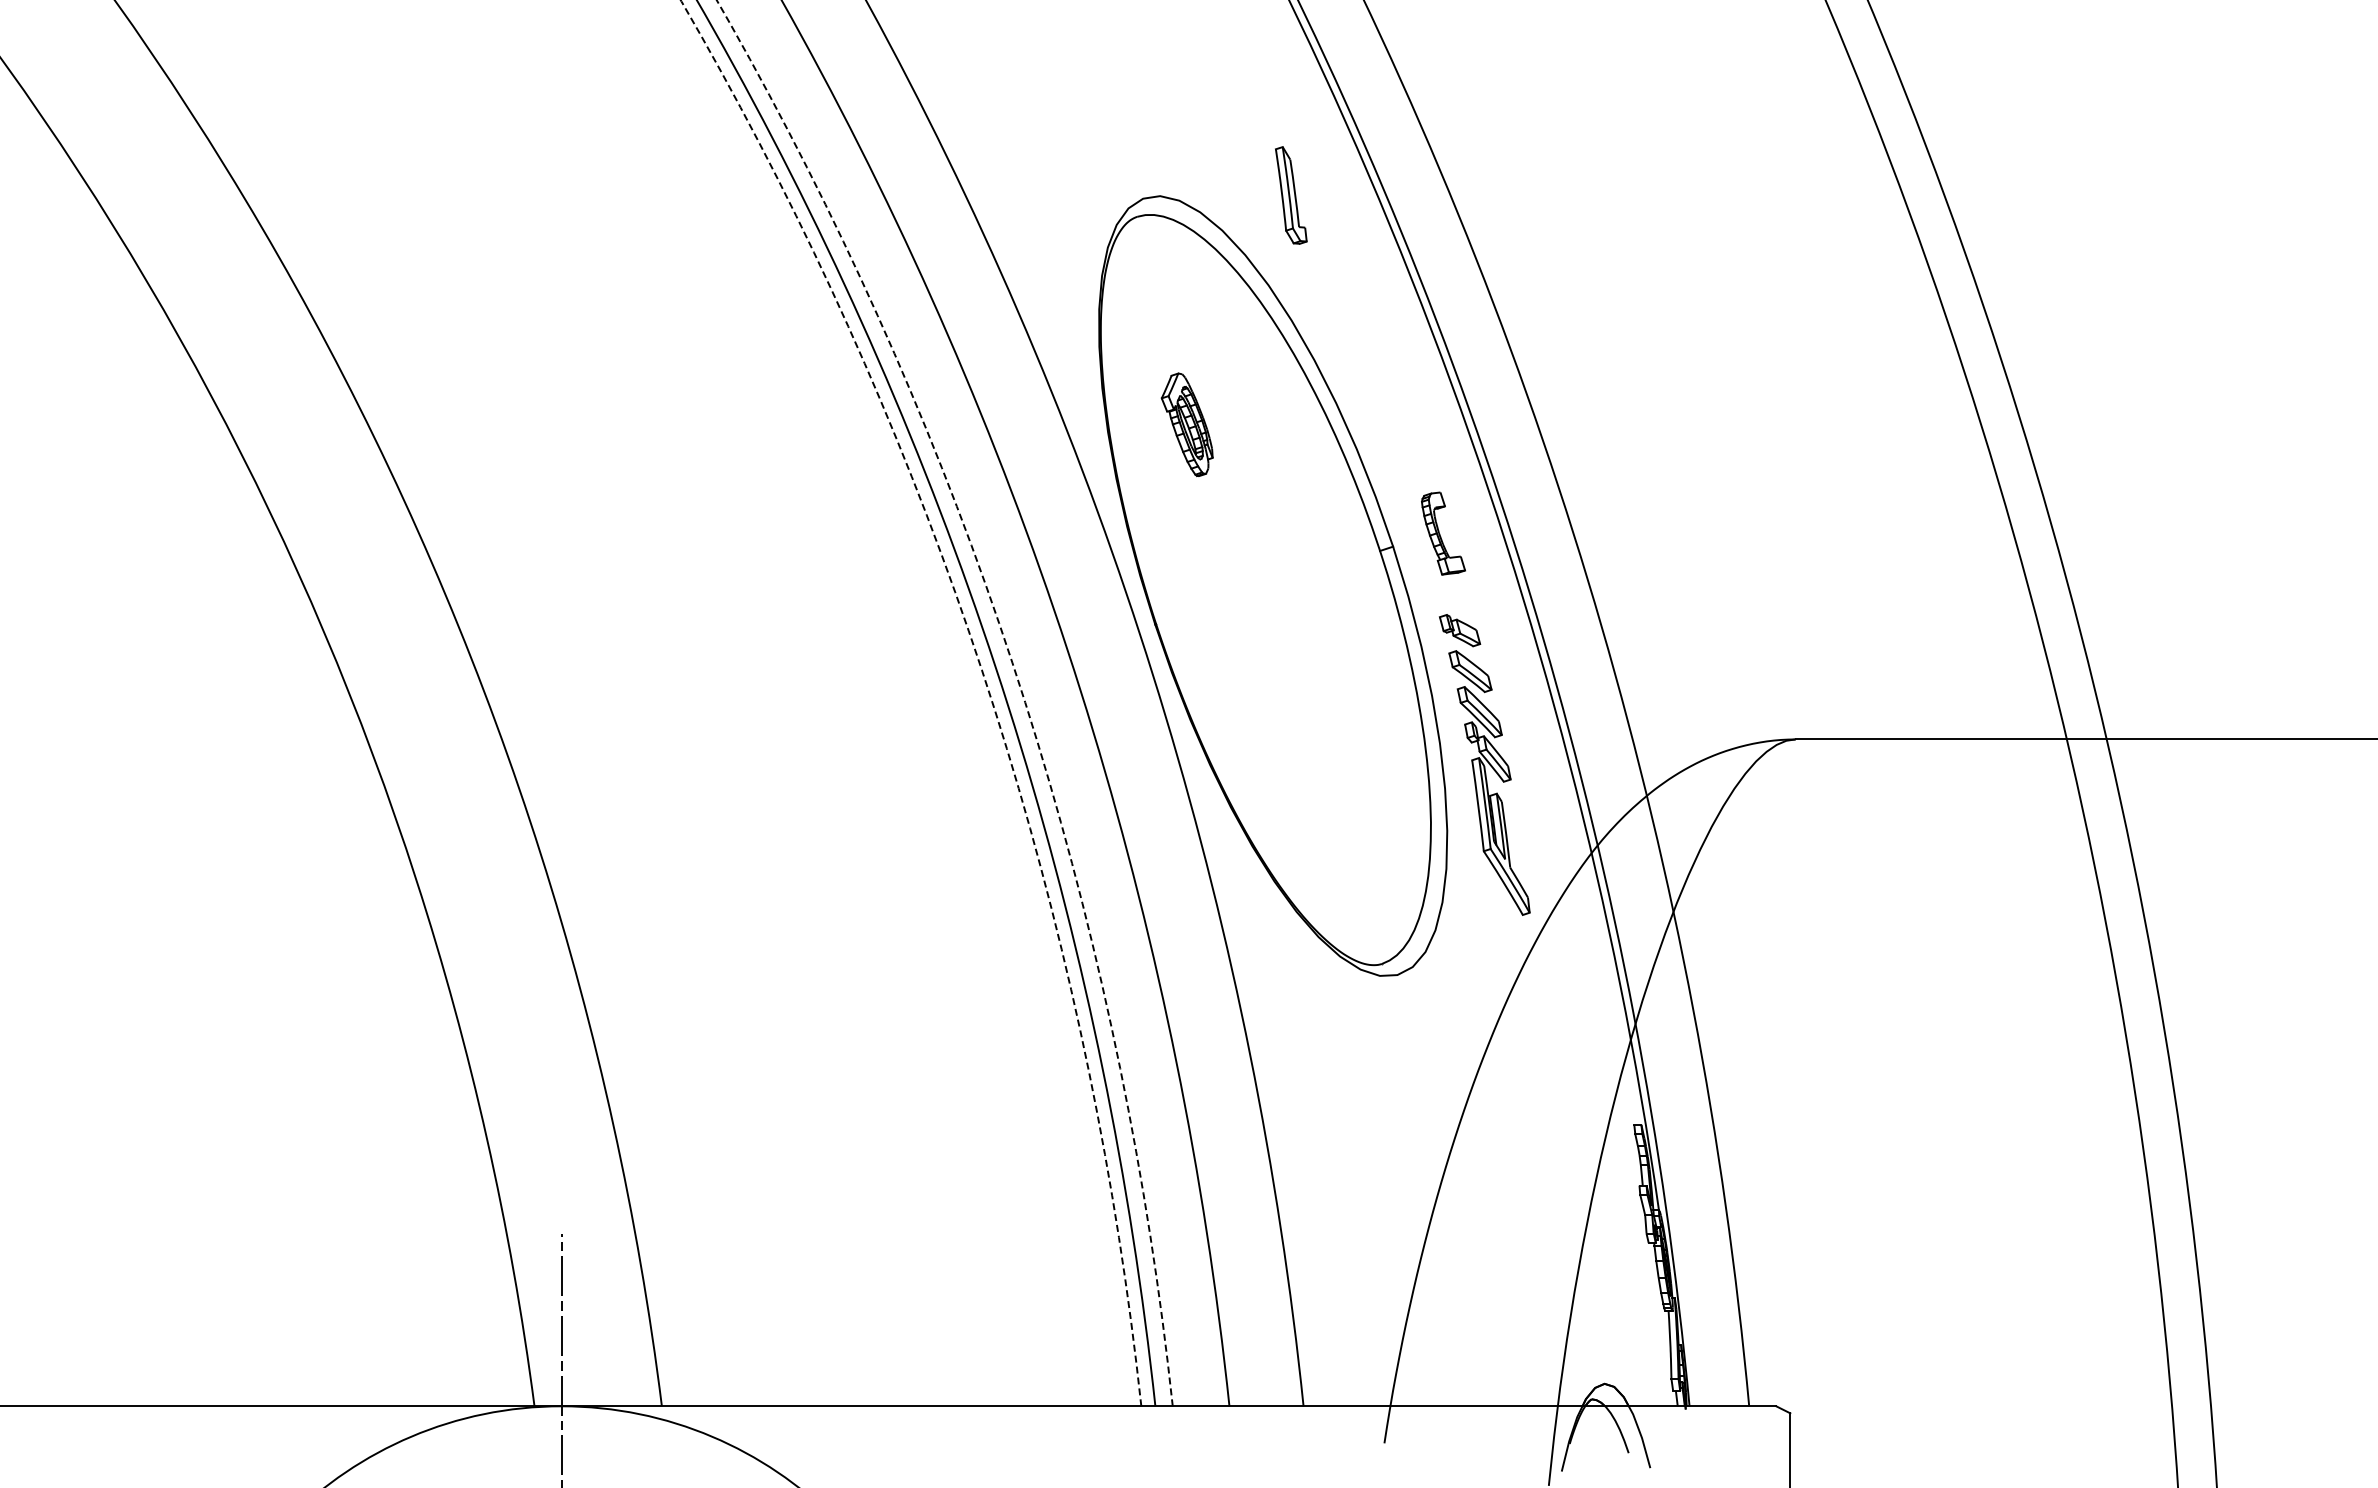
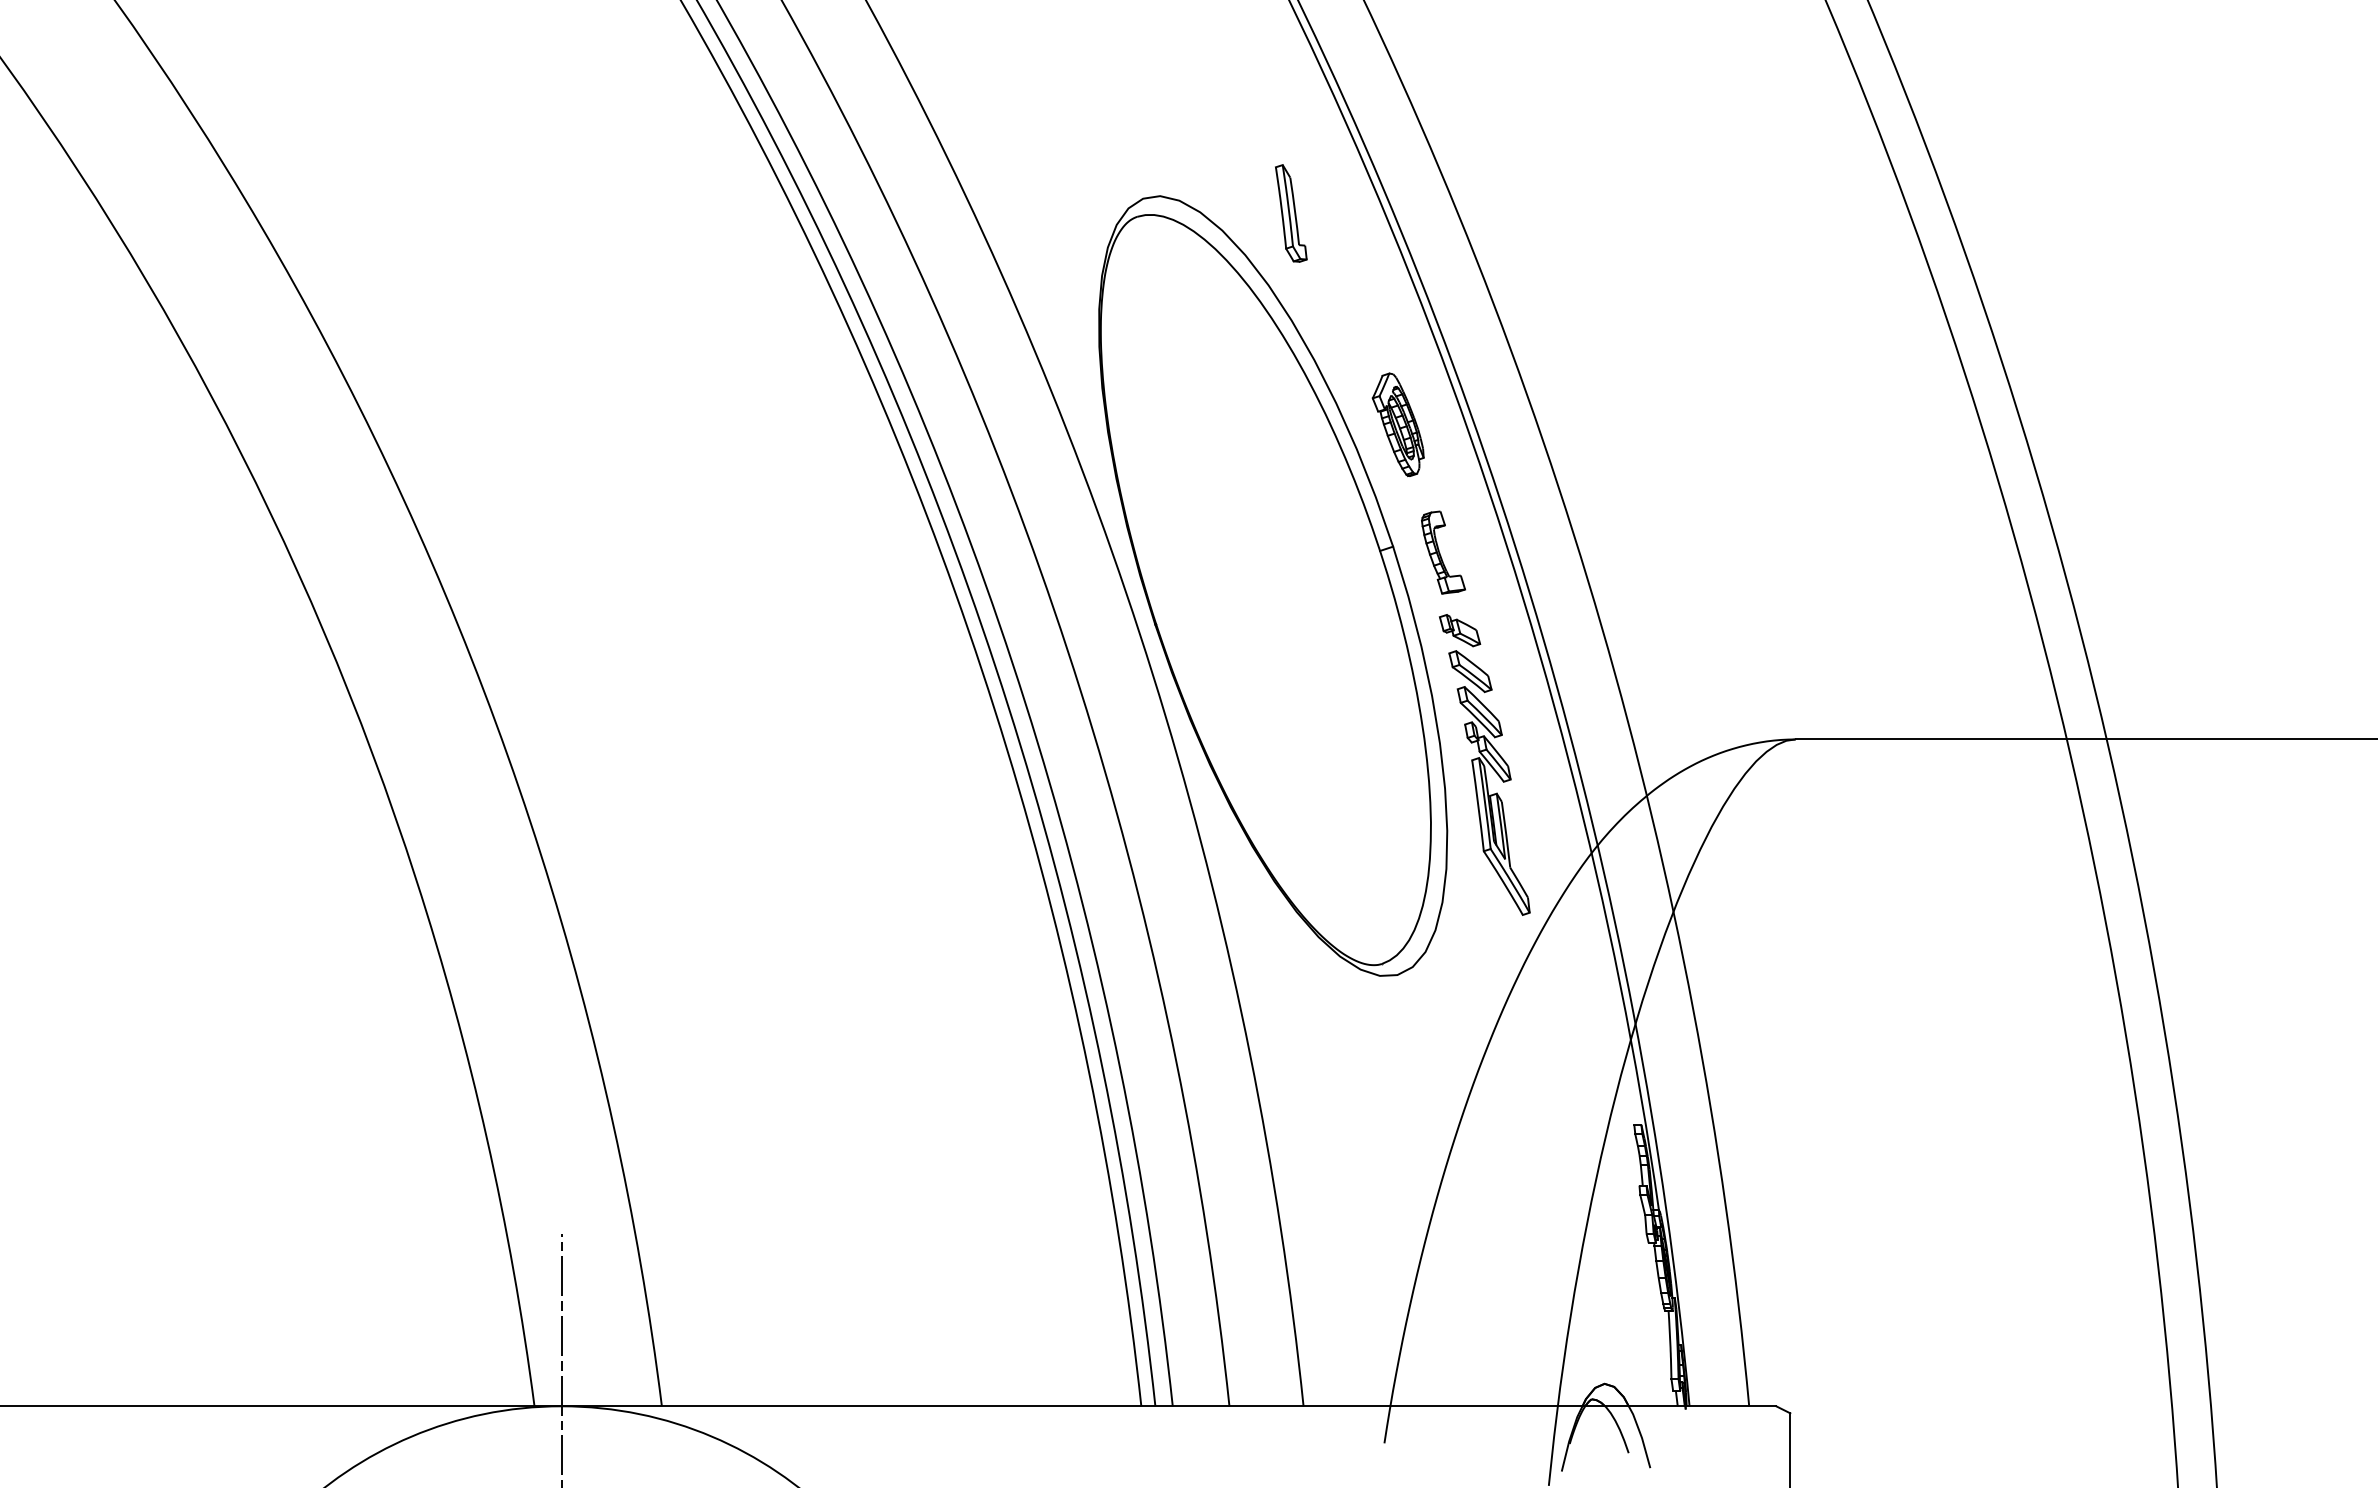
part position: (1291, 195) -> (1291, 213) (1291, 213)
part position: (1186, 424) -> (1397, 424) (1397, 424)
part position: (1443, 533) -> (1443, 552) (1443, 552)
arc: dashed -> solid (984, 678)
arc: dashed -> solid (1017, 678)
